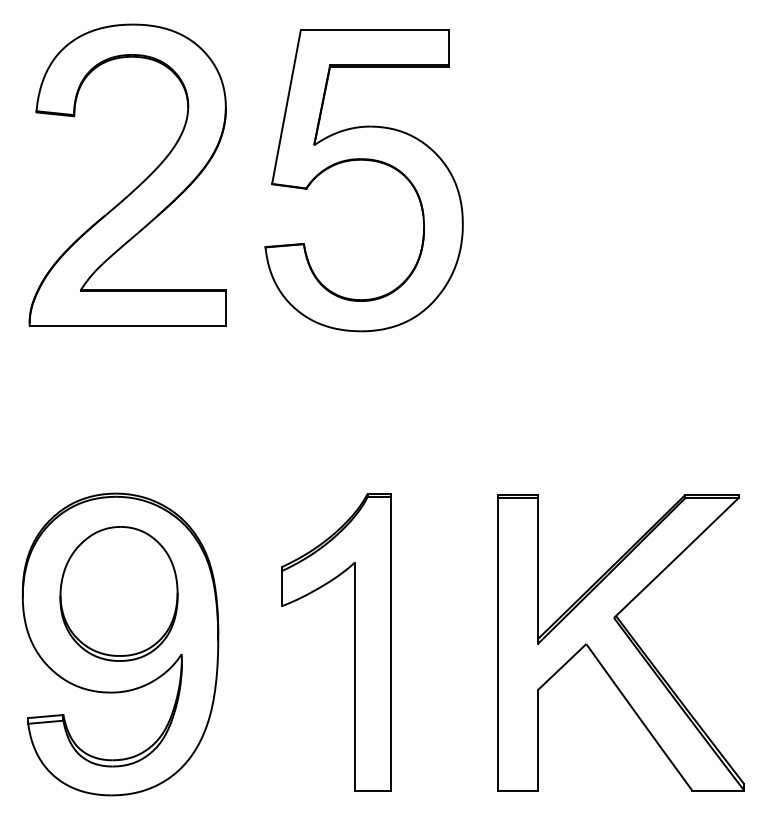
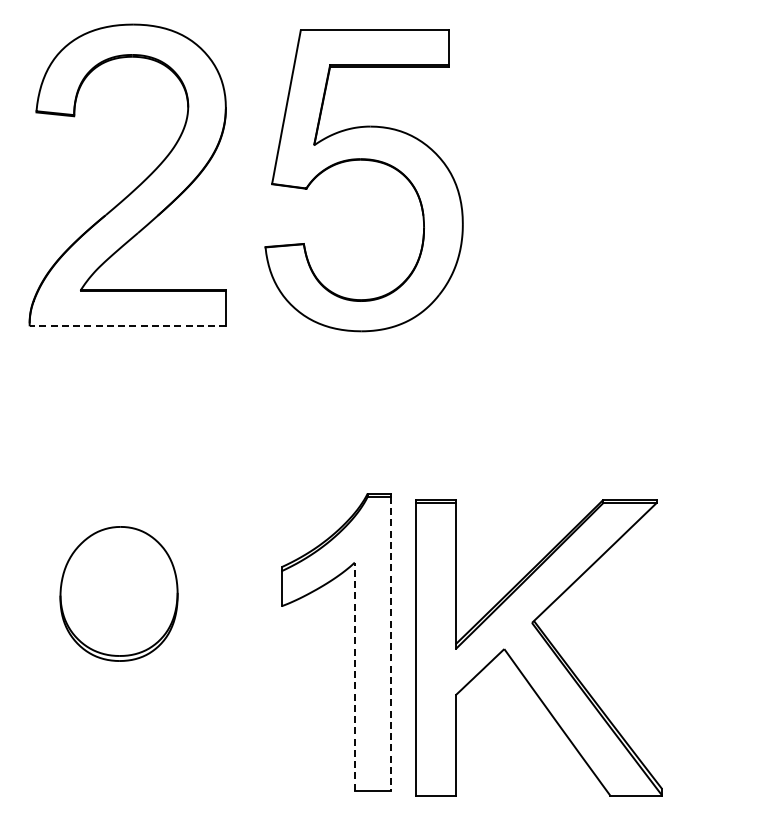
line: solid -> dashed (127, 326)
part position: (620, 642) -> (538, 647) (538, 647)
line: solid -> dashed (391, 643)
part: present -> none (120, 644)
line: solid -> dashed (354, 676)
